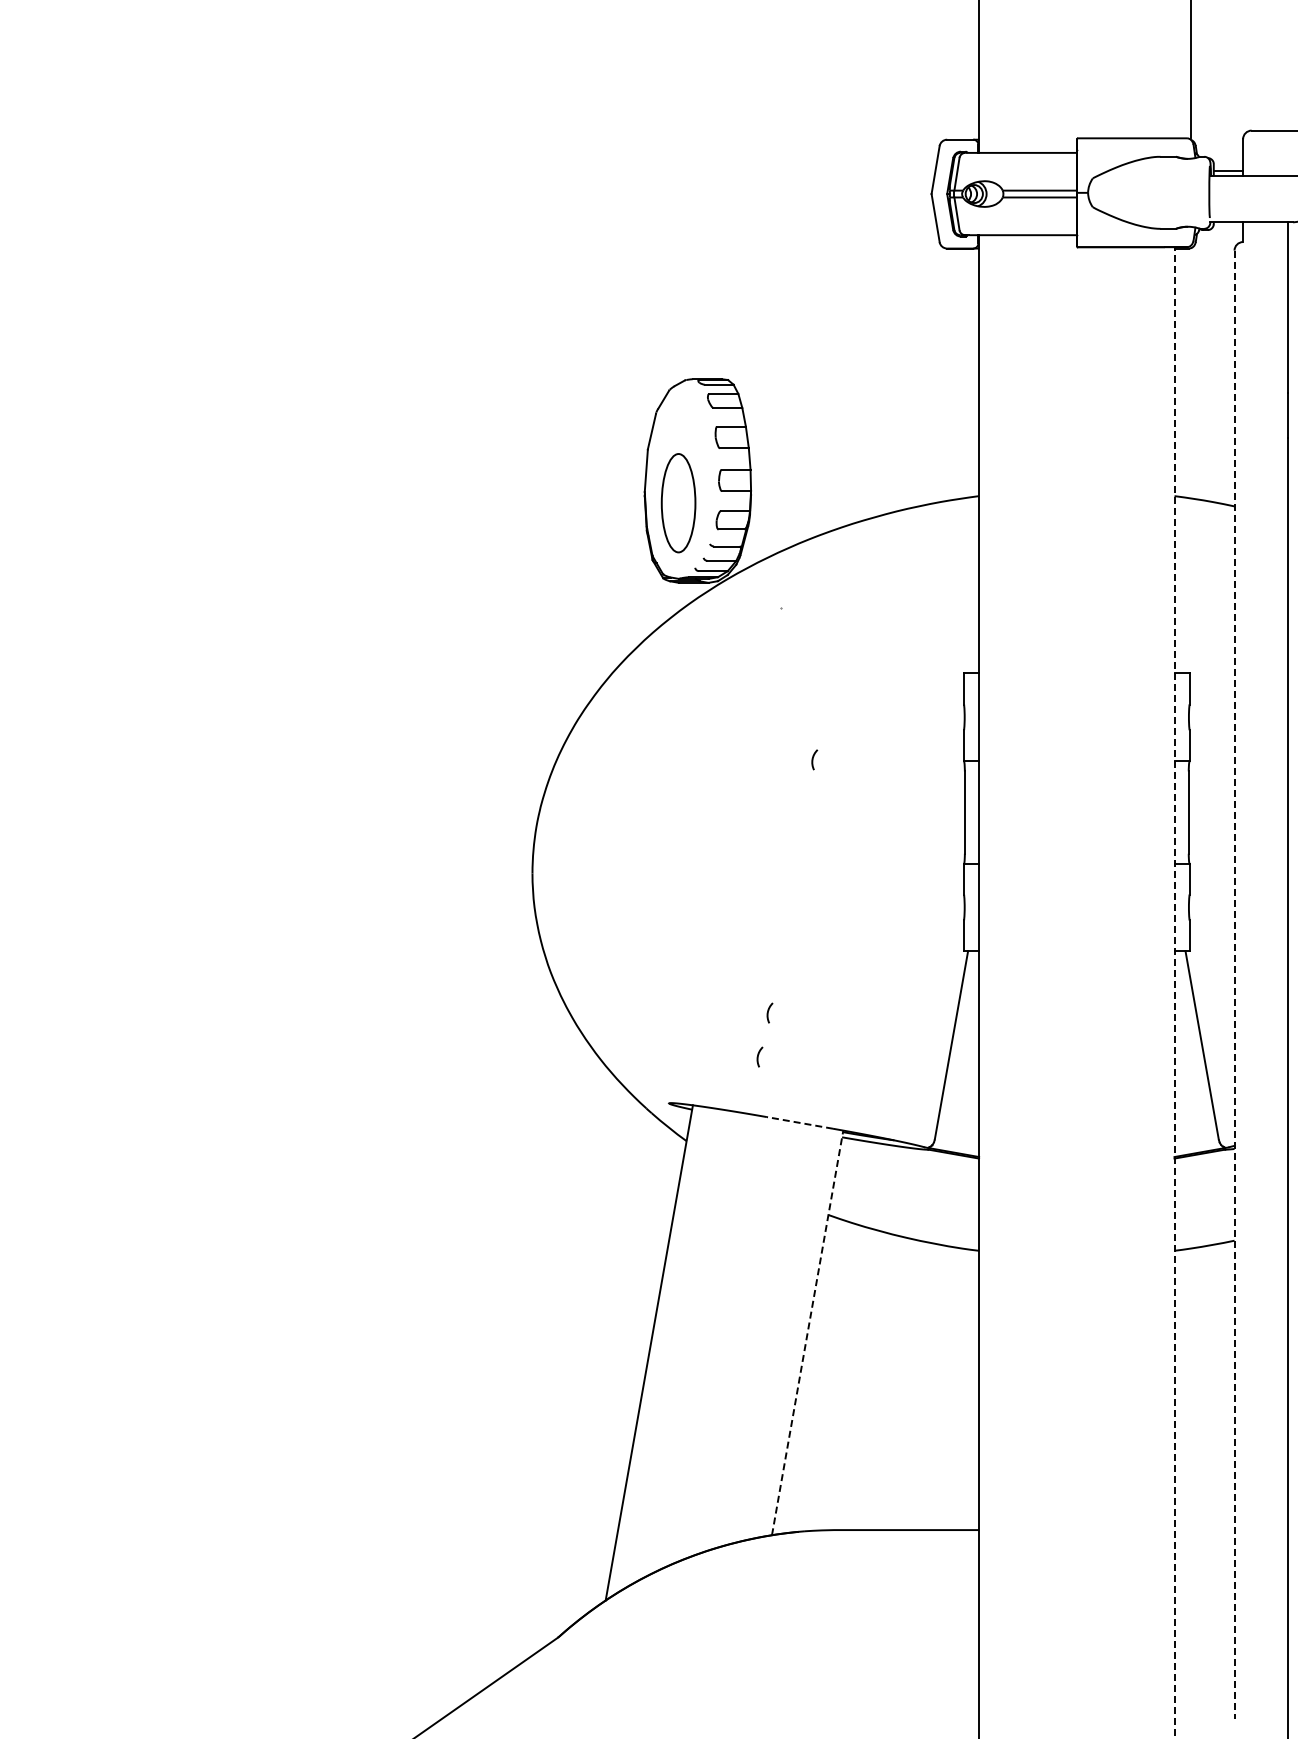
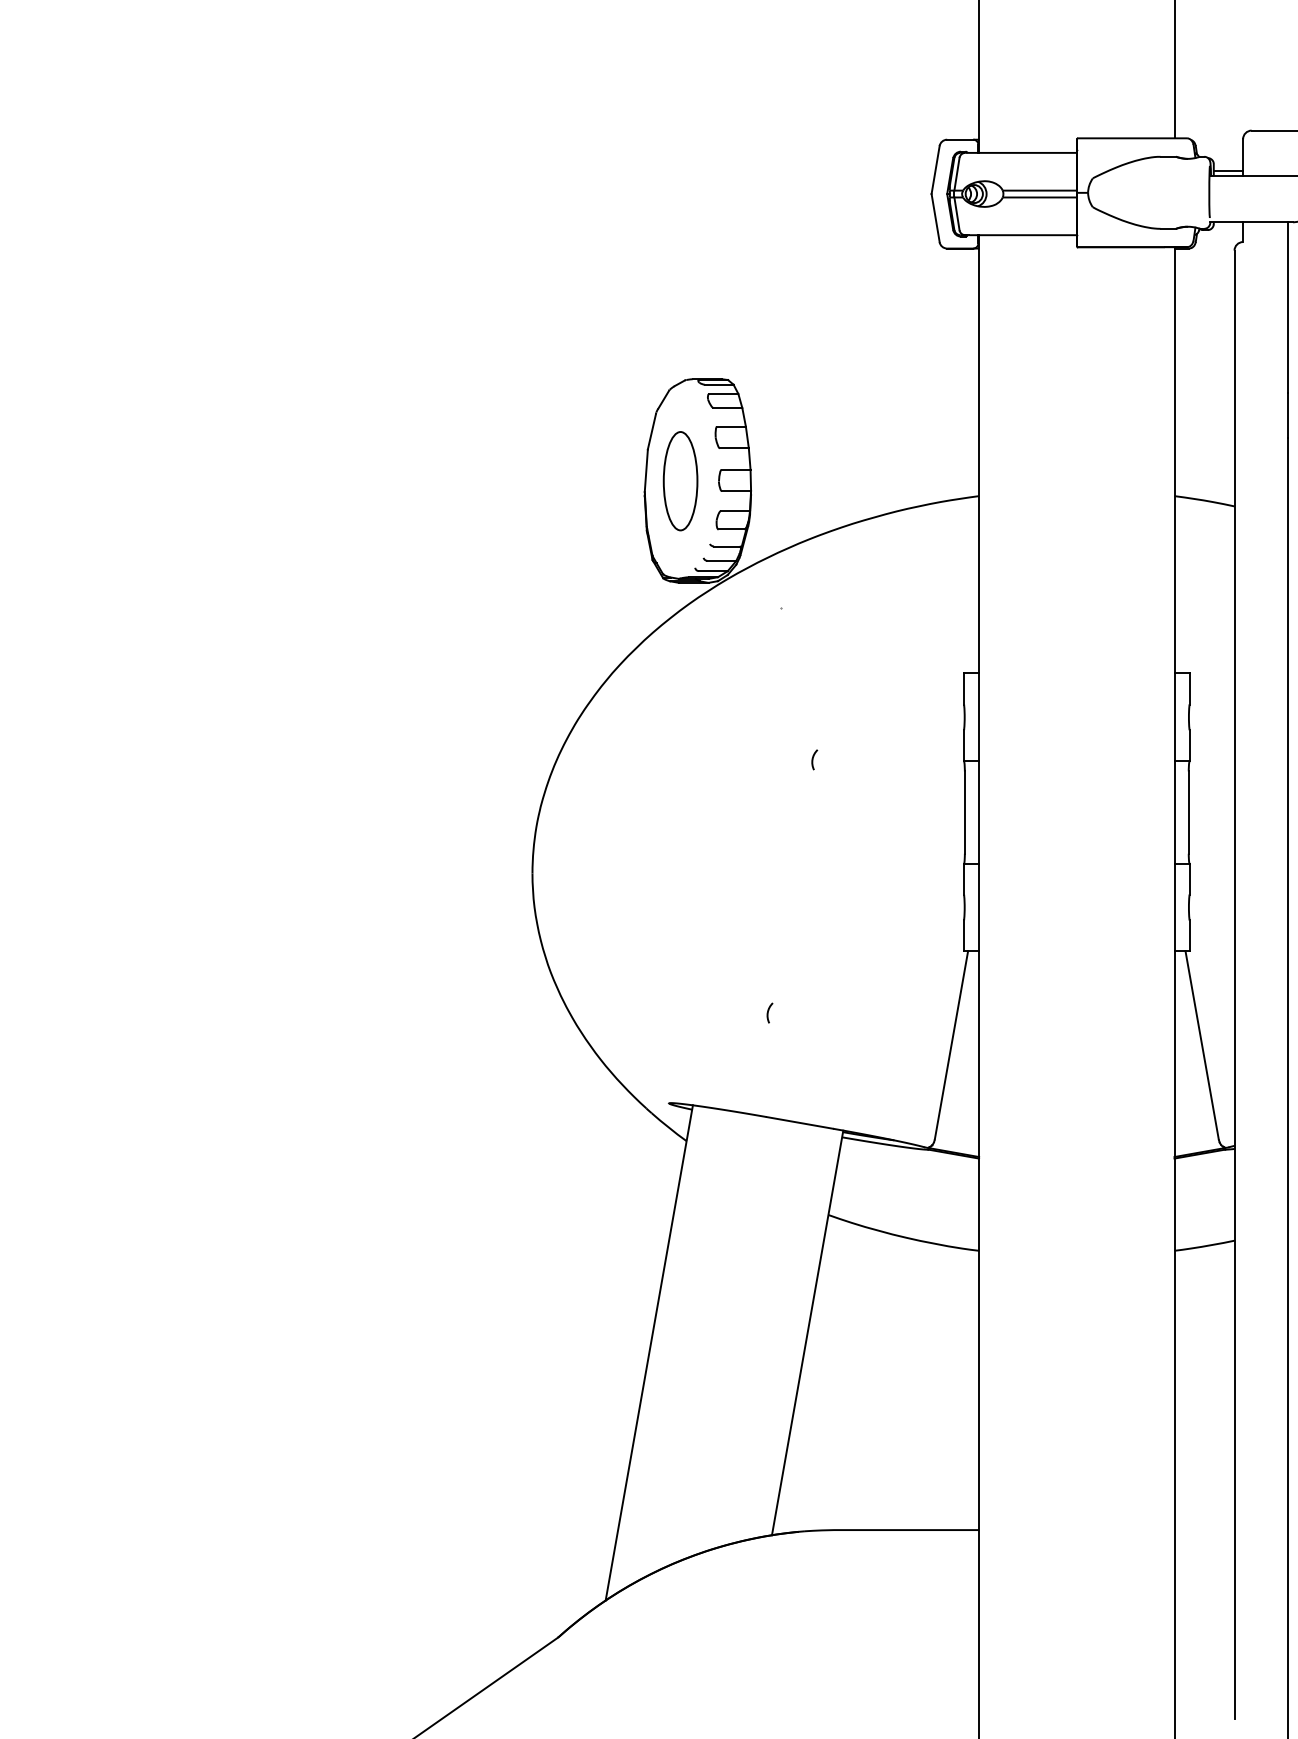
line position: (1190, 70) -> (1174, 70) (1174, 70)
part position: (678, 503) -> (680, 481) (680, 481)
line: dashed -> solid (1234, 984)
line: dashed -> solid (1174, 992)
arc: present -> none (758, 1056)
line: dashed -> solid (799, 1122)
line: dashed -> solid (807, 1332)
